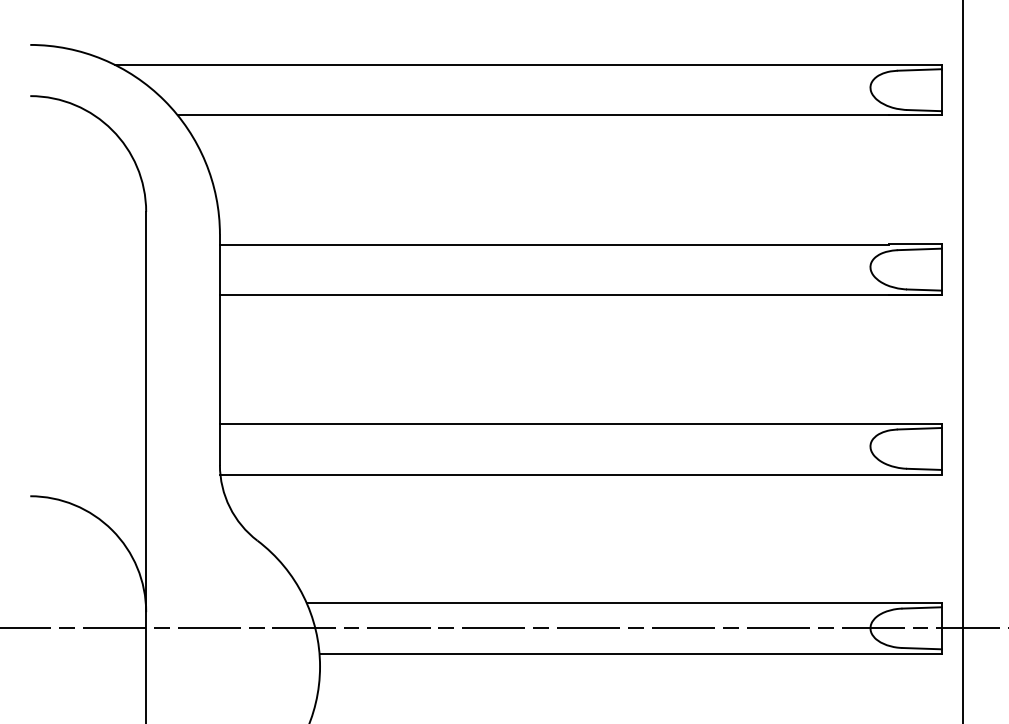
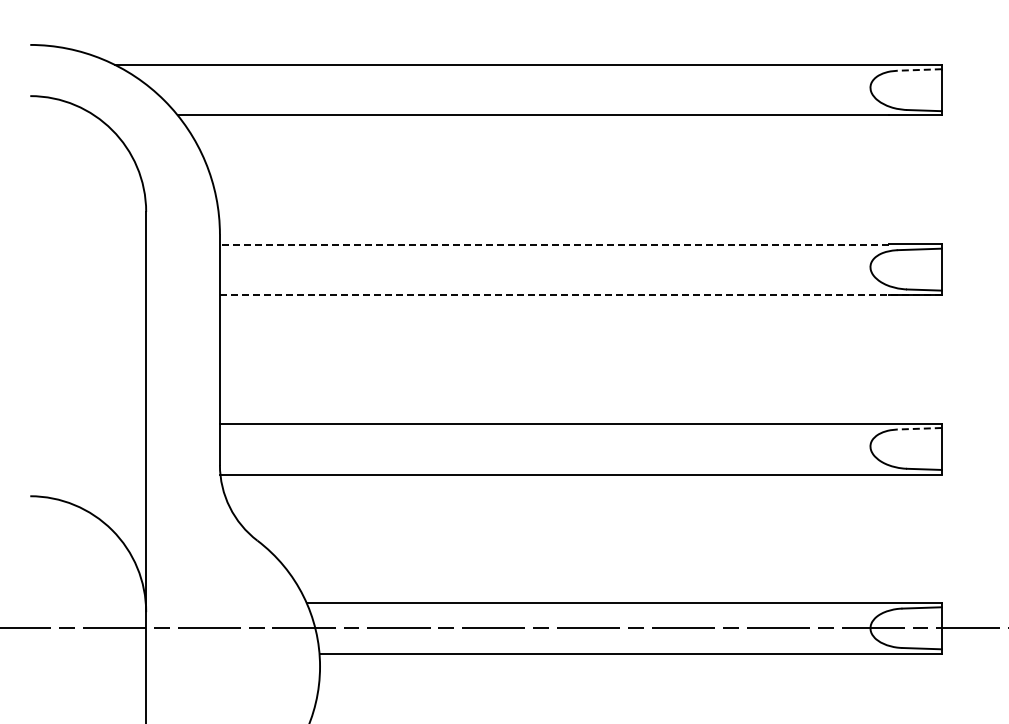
line: solid -> dashed (919, 69)
line: solid -> dashed (554, 245)
line: solid -> dashed (580, 294)
line: present -> none (962, 361)
line: solid -> dashed (919, 428)
